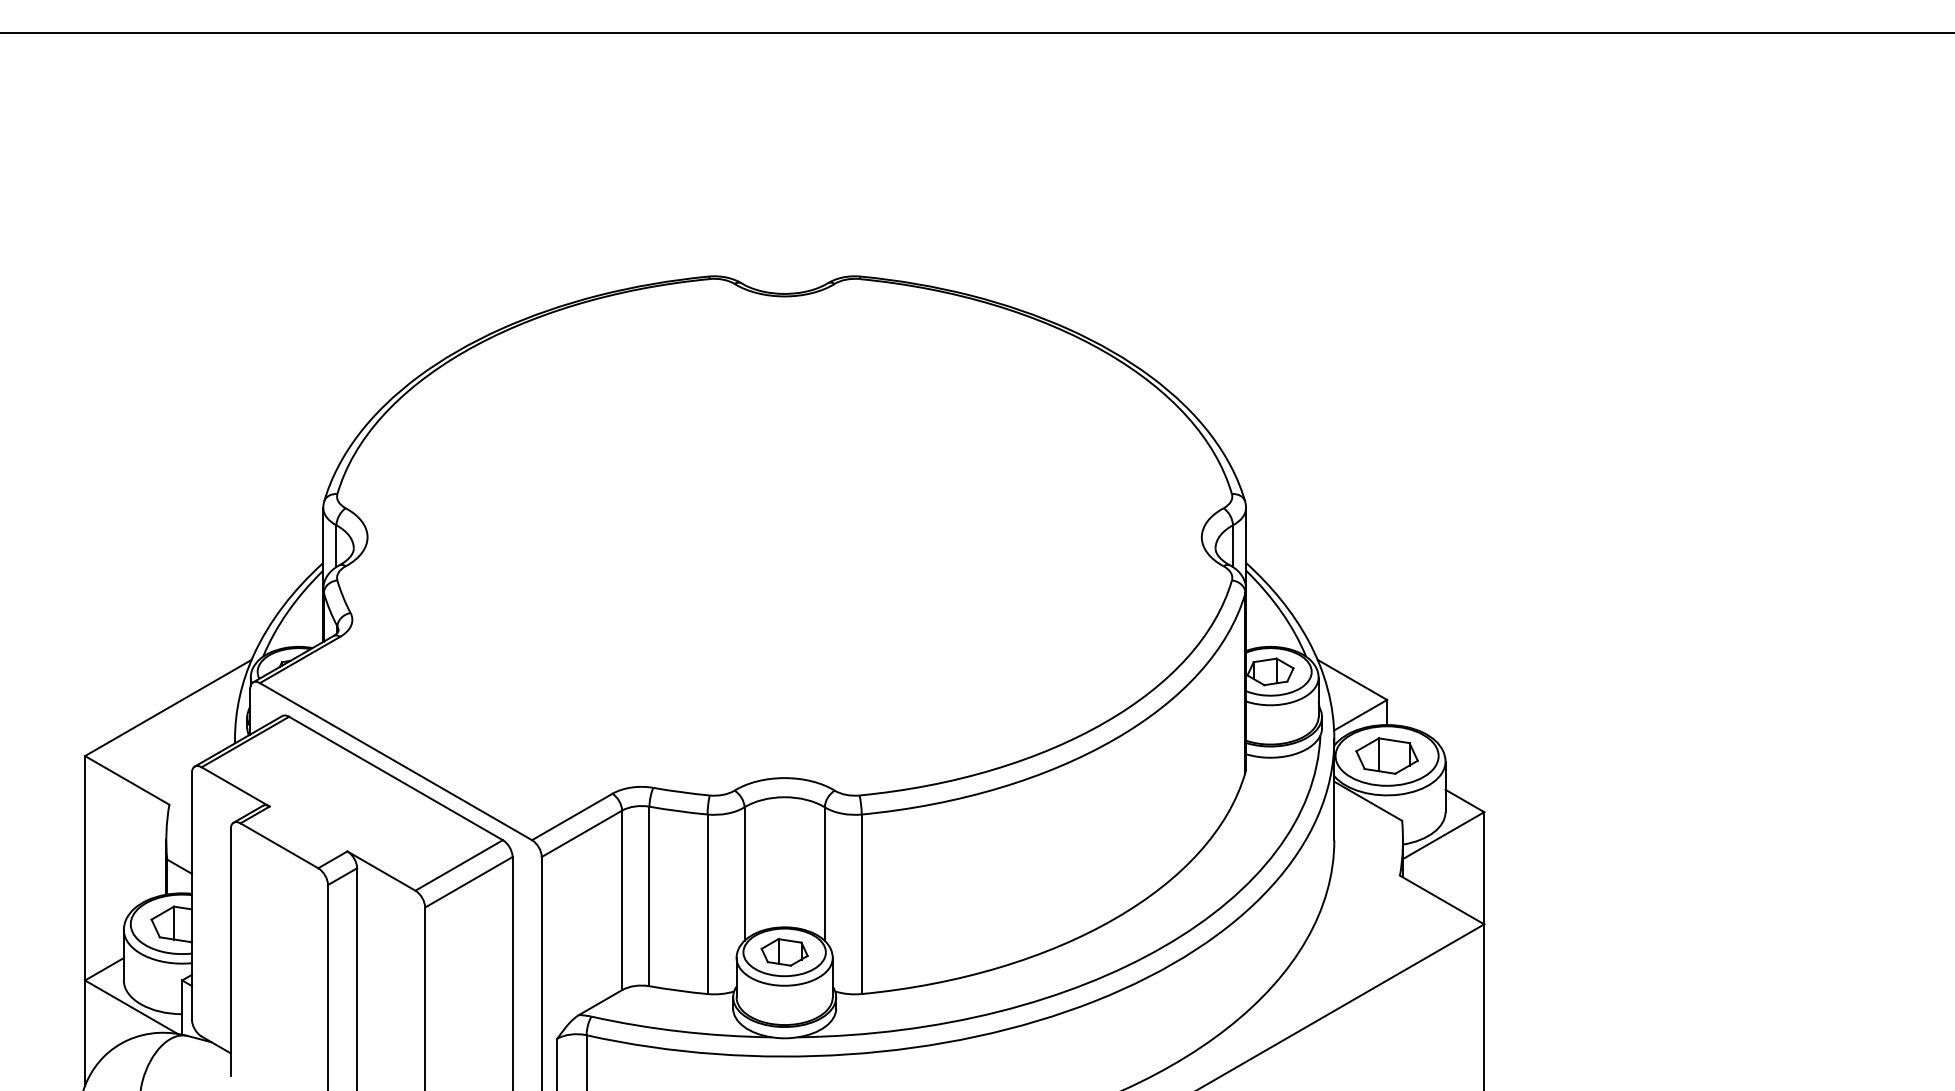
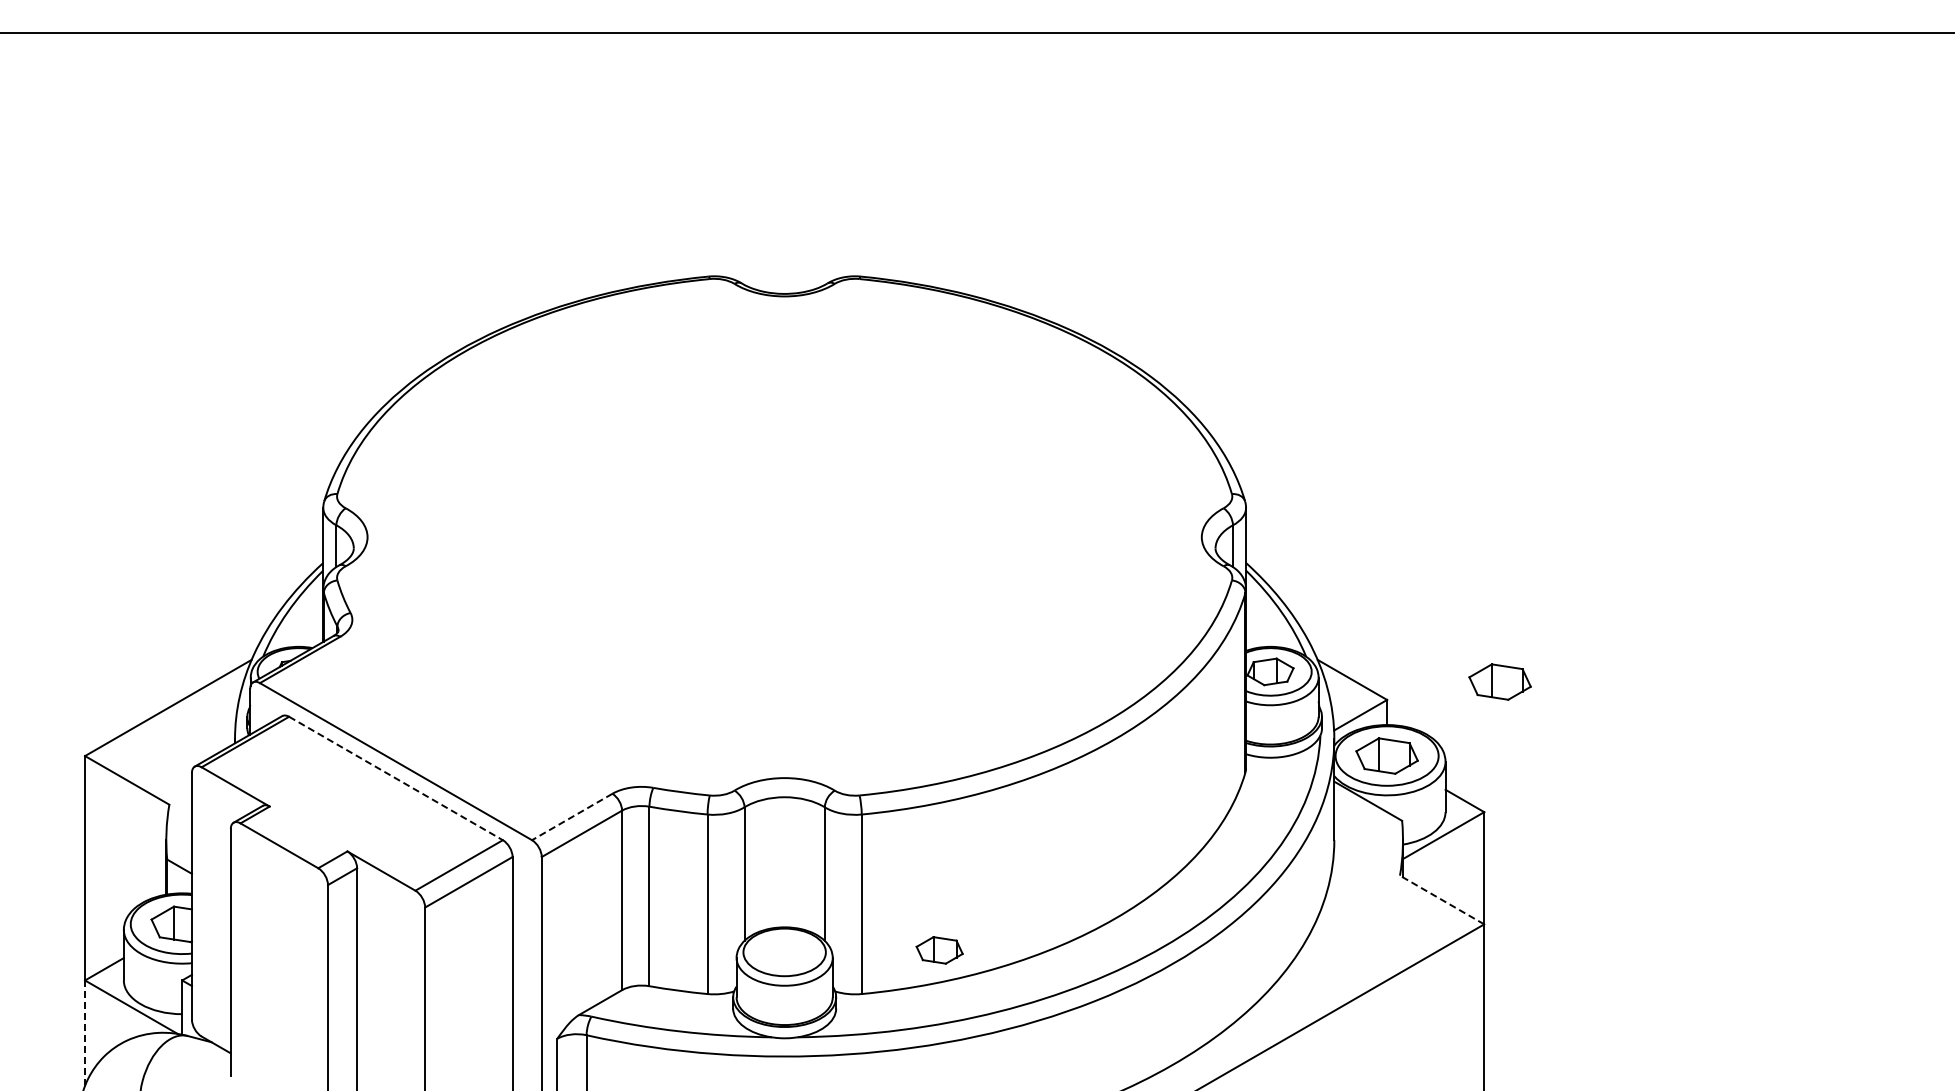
part: none -> present (1499, 681)
line: solid -> dashed (396, 778)
line: solid -> dashed (571, 817)
line: solid -> dashed (1442, 900)
part position: (784, 952) -> (939, 950) (939, 950)
line: solid -> dashed (85, 1033)
